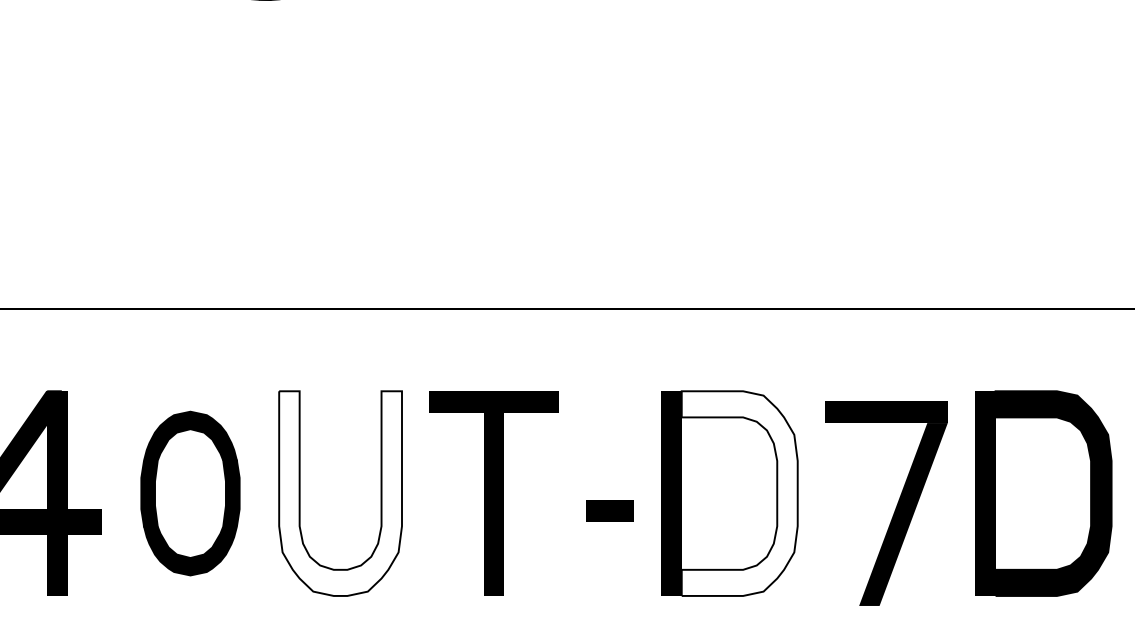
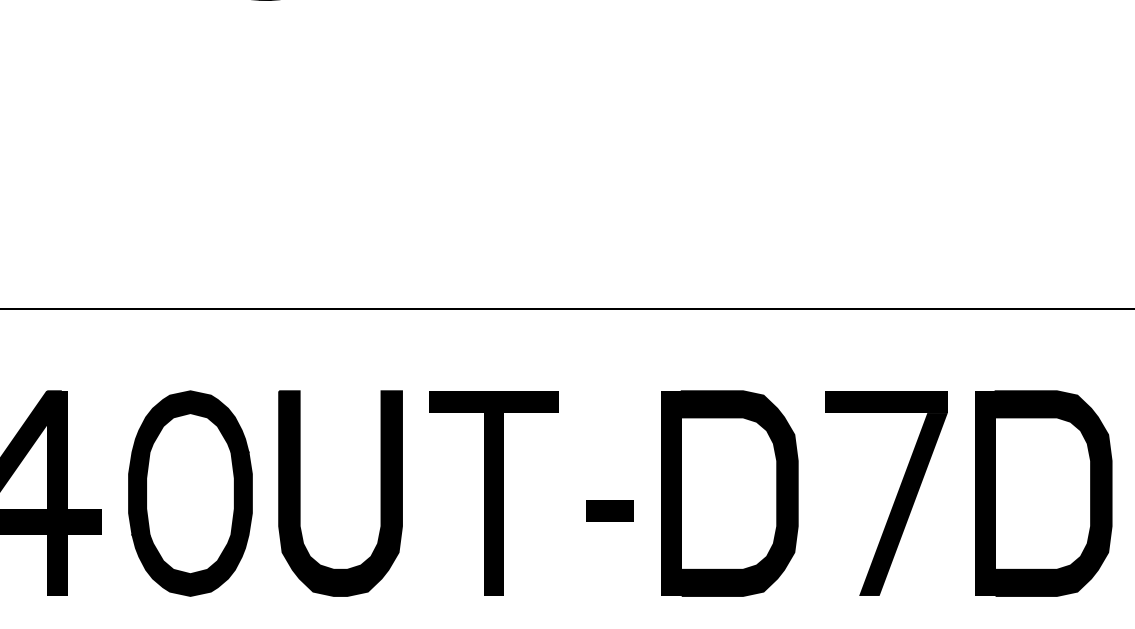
part size: 101x167 px -> 125x207 px (190, 493)
fill: none -> present (340, 493)
fill: none -> present (739, 493)
part position: (895, 507) -> (895, 497) (895, 497)
